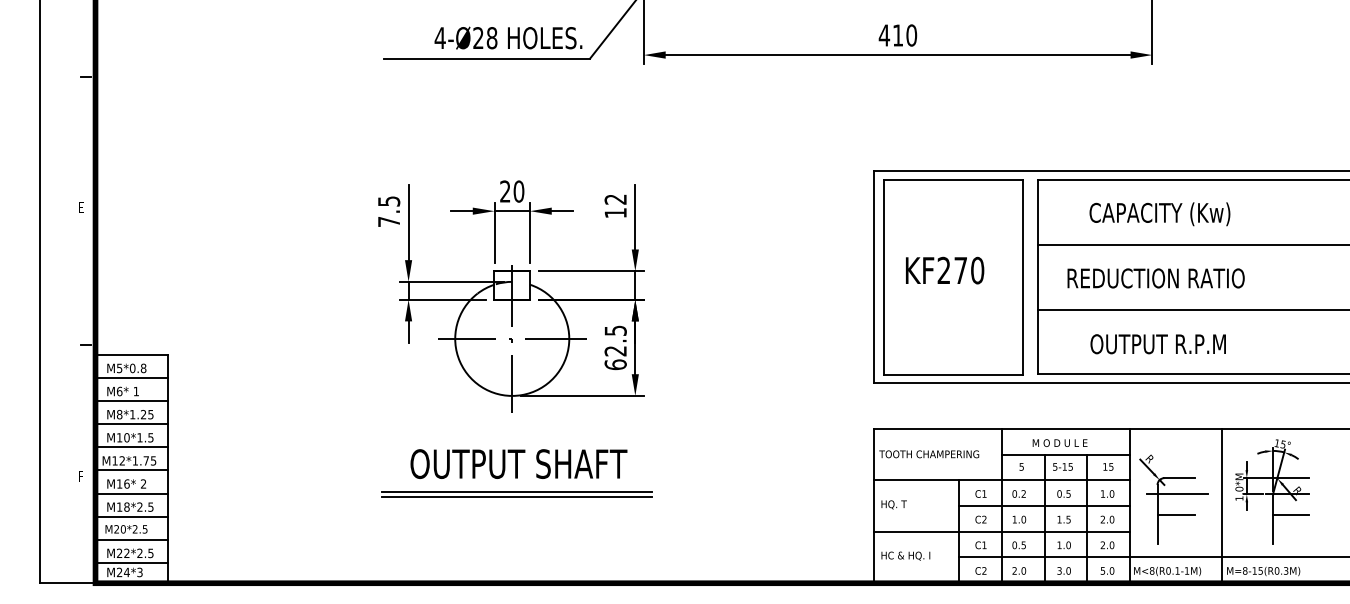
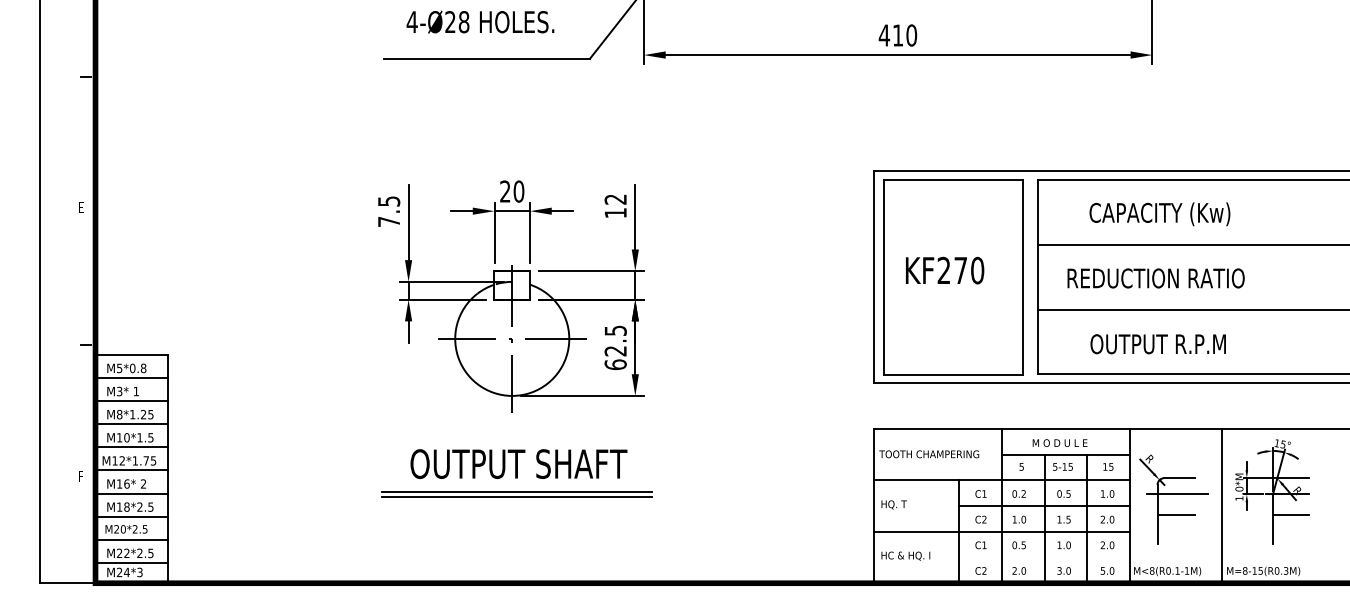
text position: (508, 37) -> (480, 21) (480, 21)
text: M6* -> M3* (119, 391)
line: present -> none (1152, 557)
